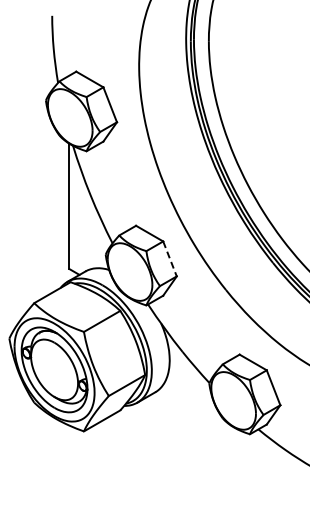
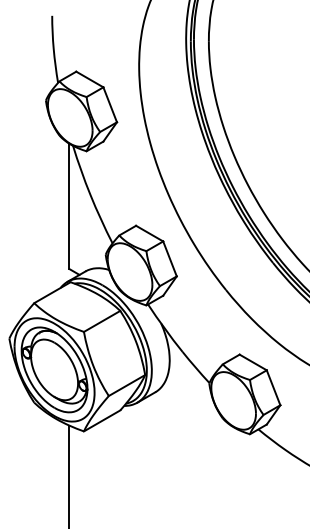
line: dashed -> solid (170, 258)
line: none -> present (69, 475)
